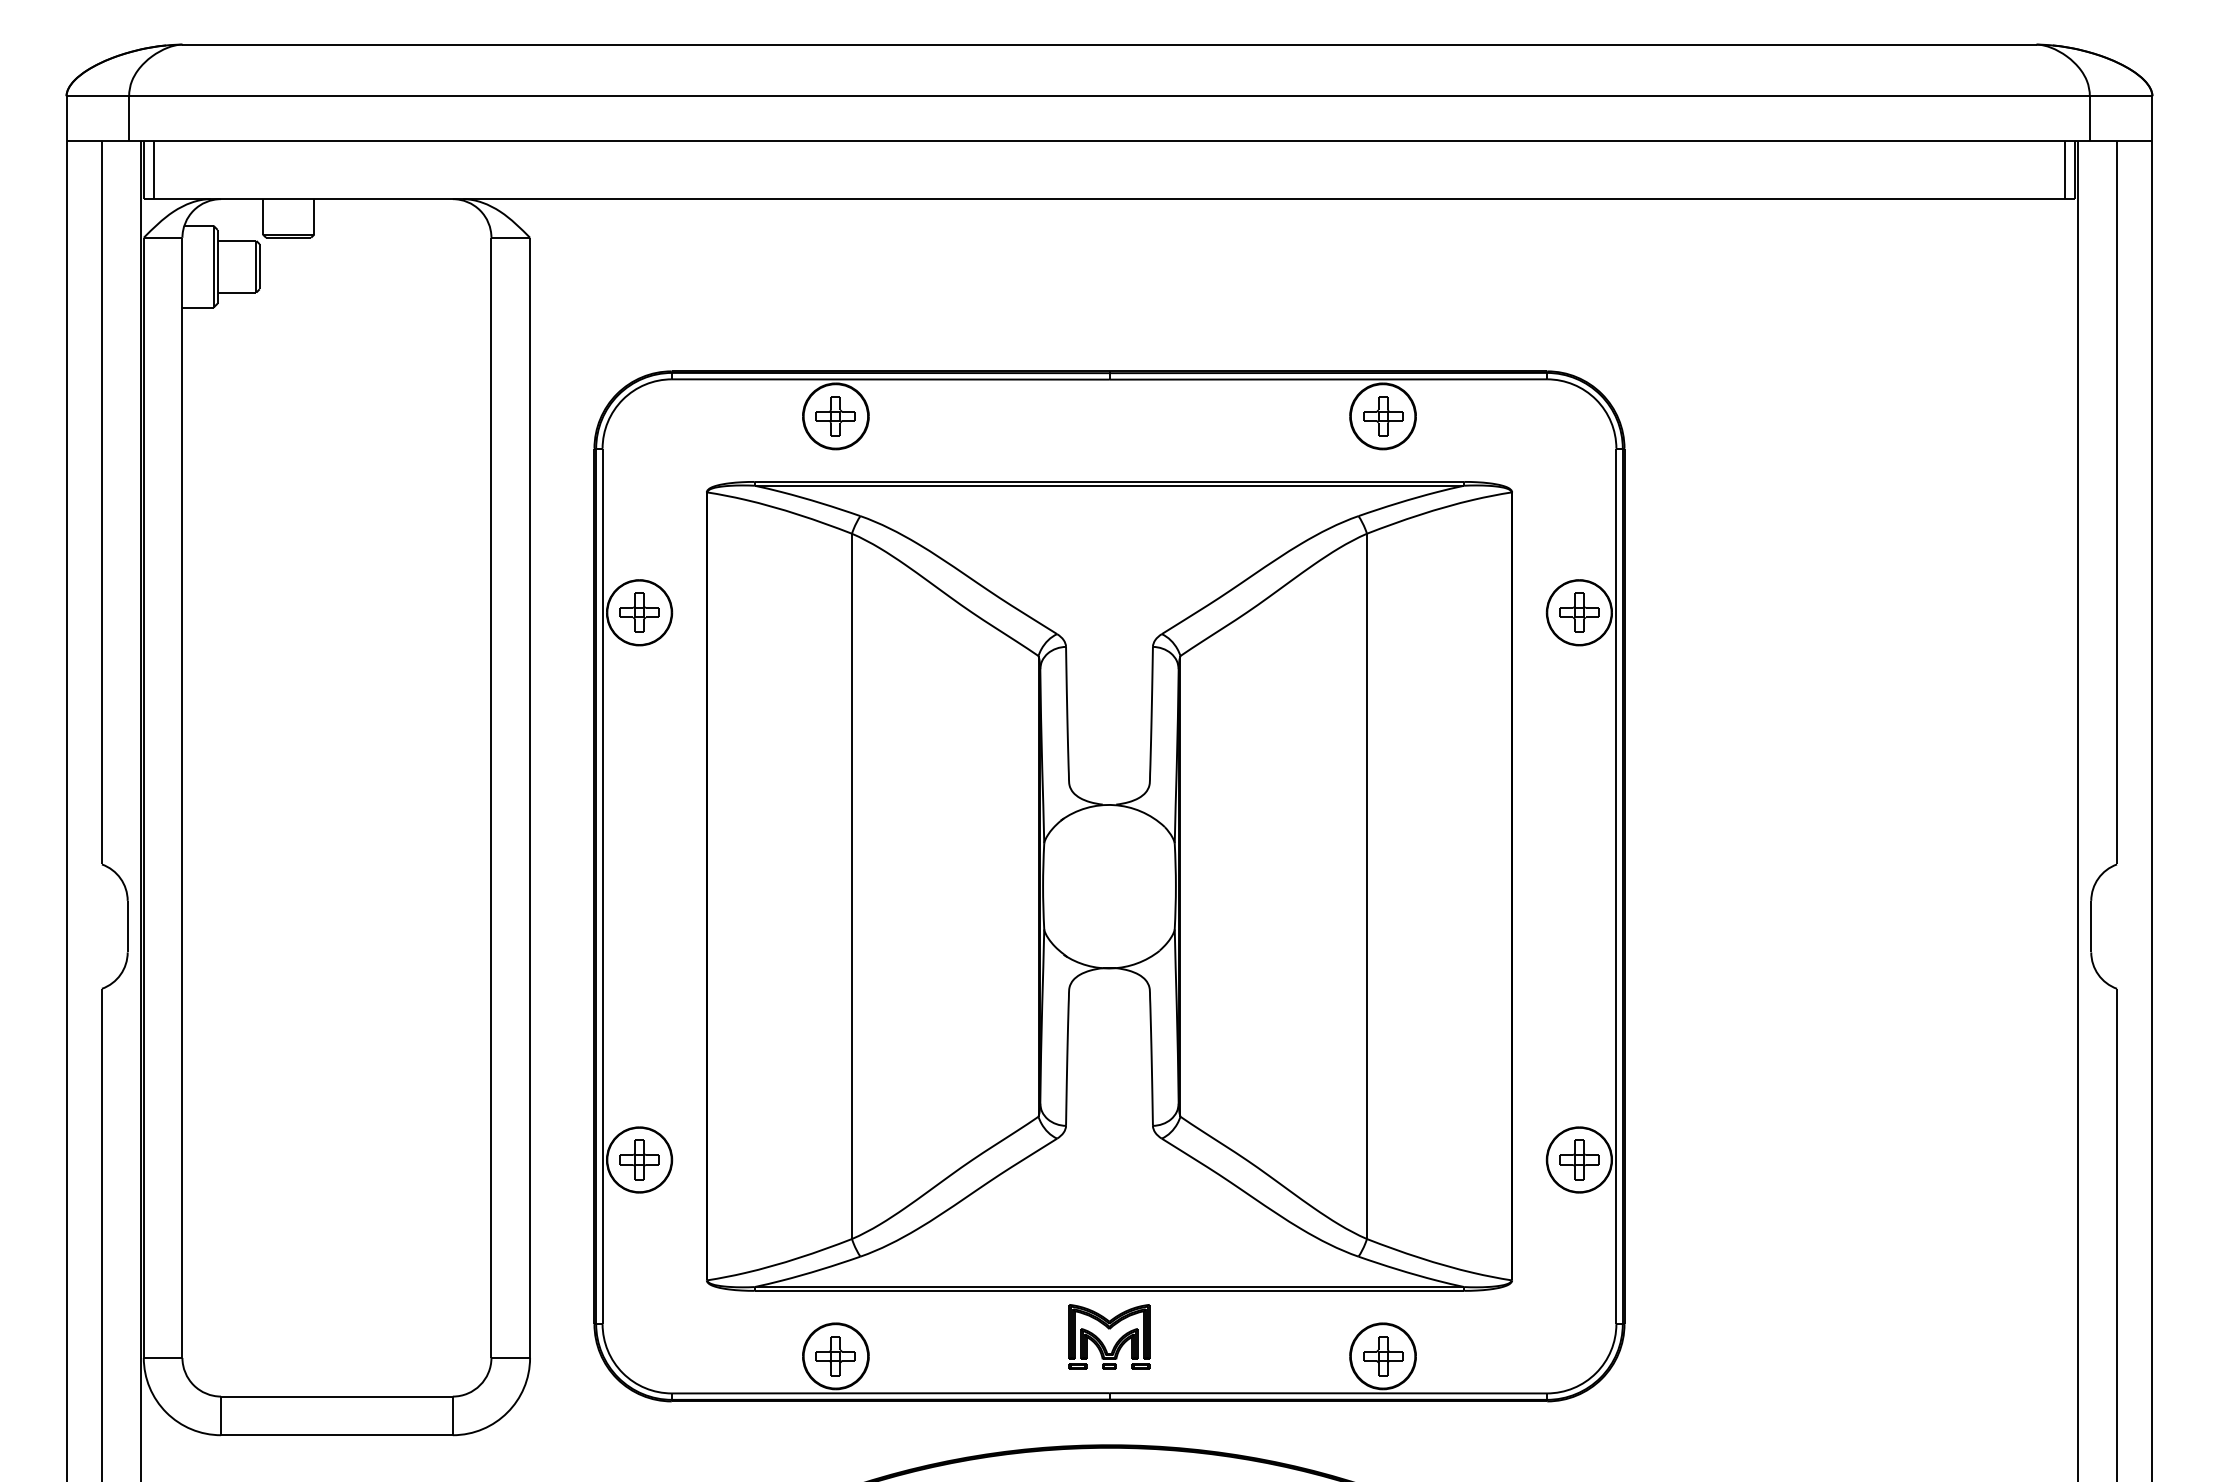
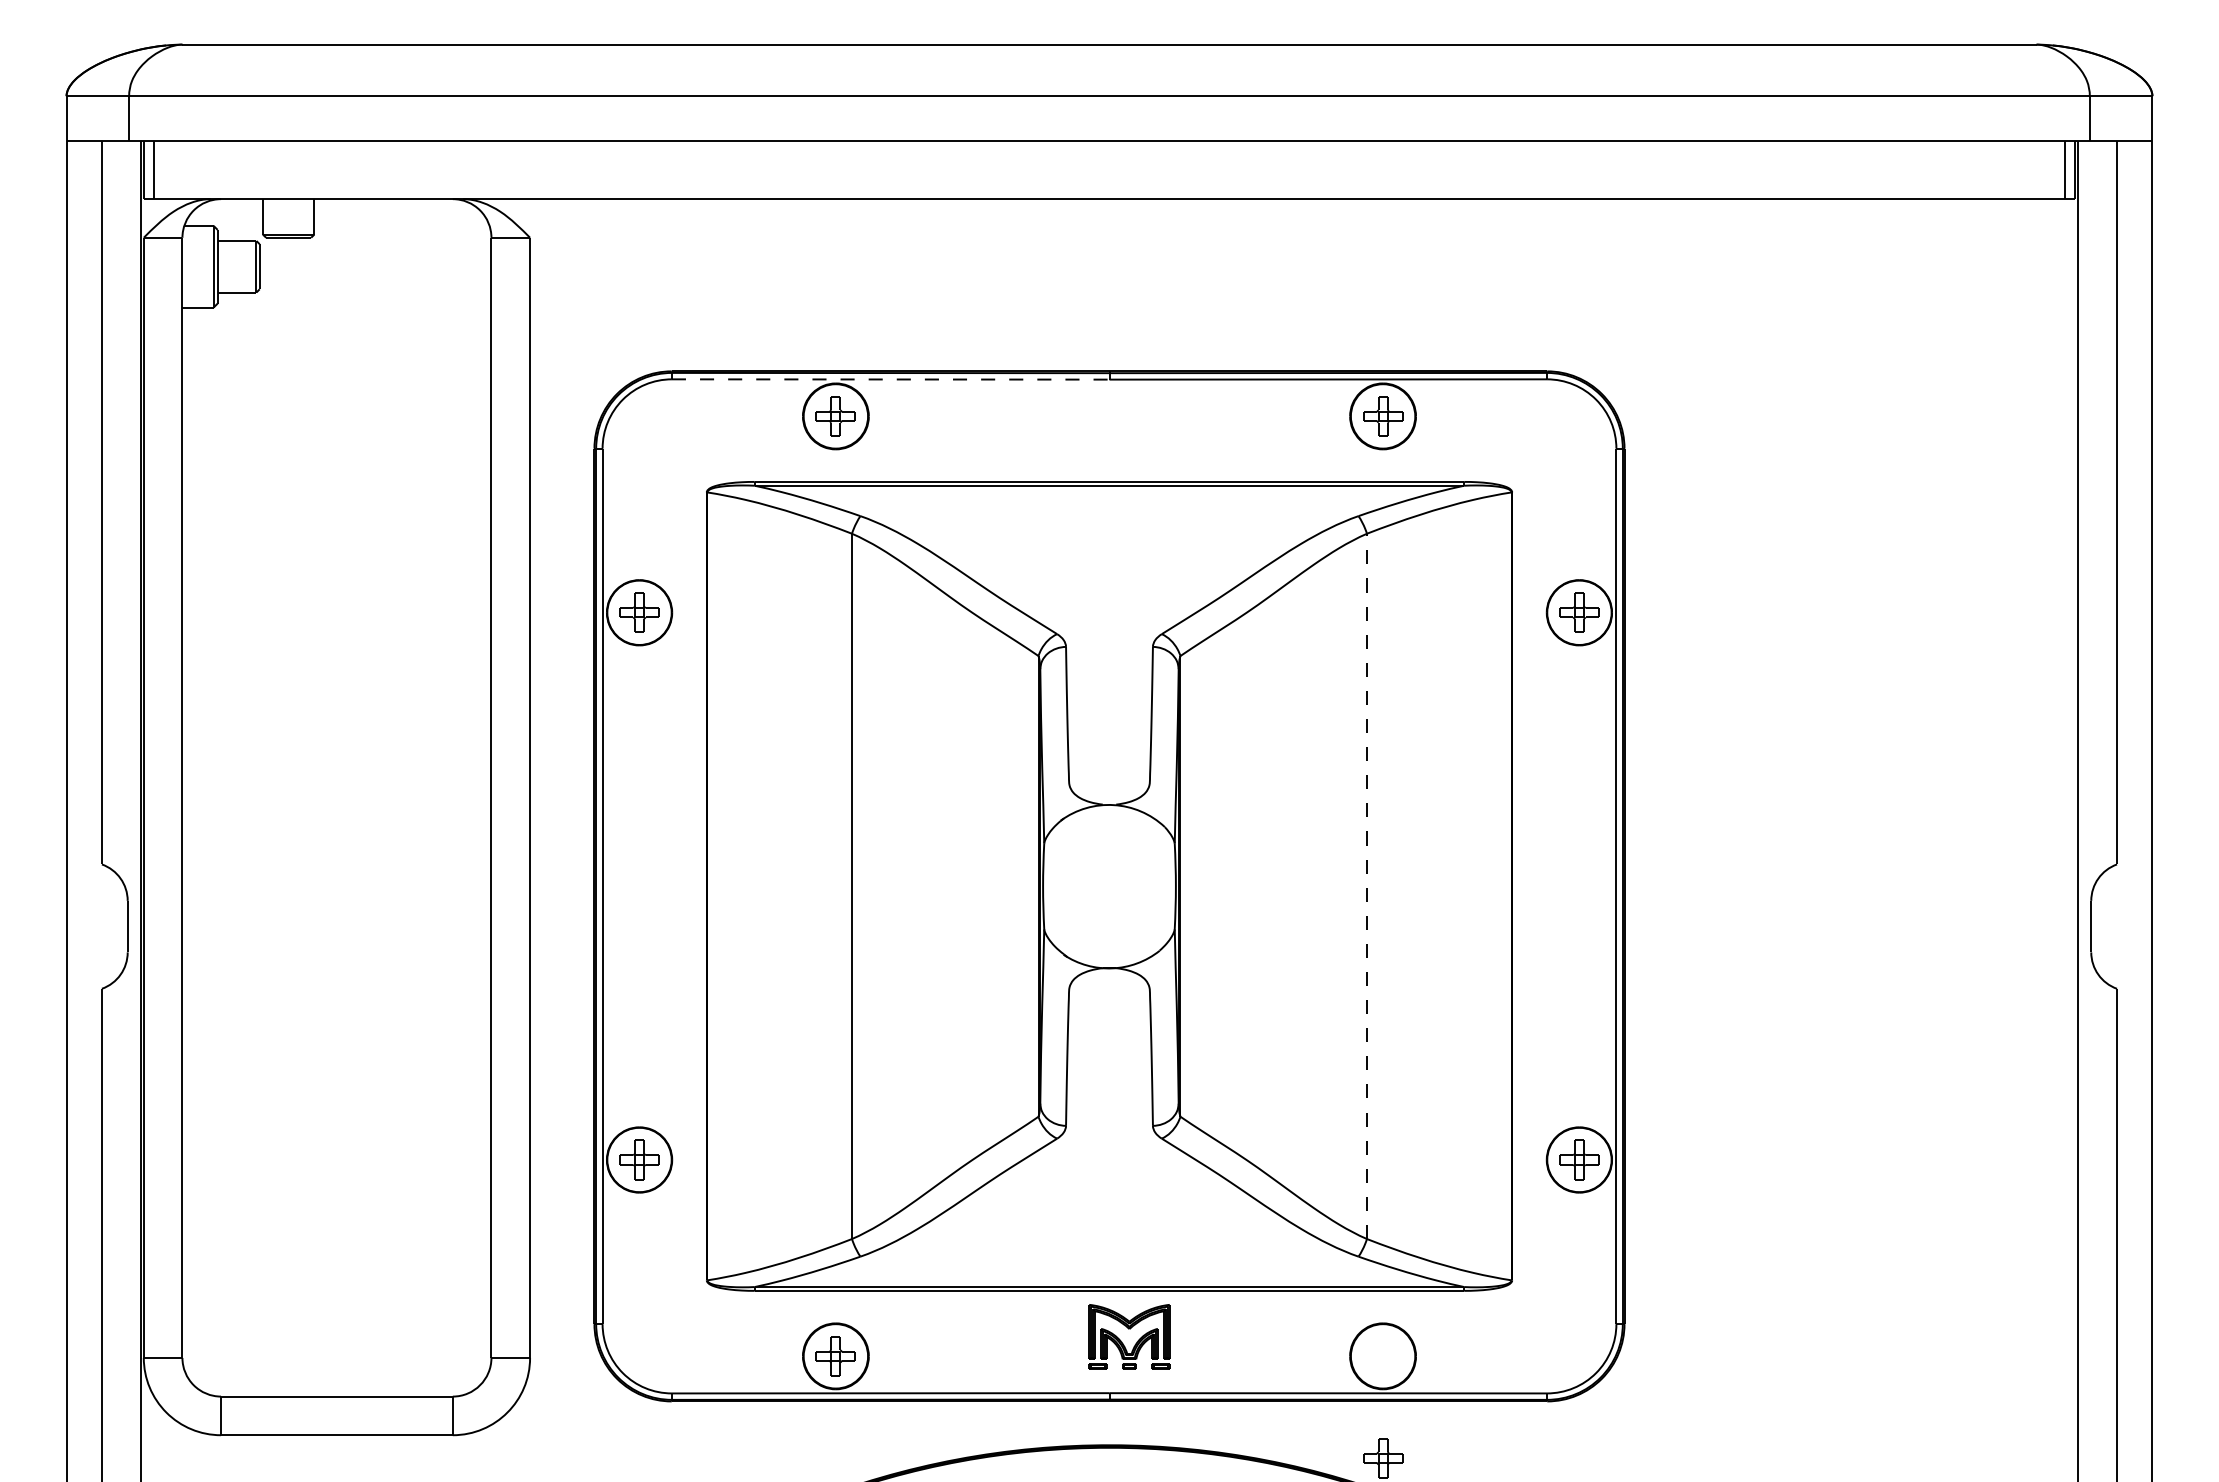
line: solid -> dashed (890, 379)
line: solid -> dashed (1367, 886)
part position: (1109, 1329) -> (1129, 1329) (1129, 1329)
part position: (1383, 1356) -> (1383, 1458) (1383, 1458)
